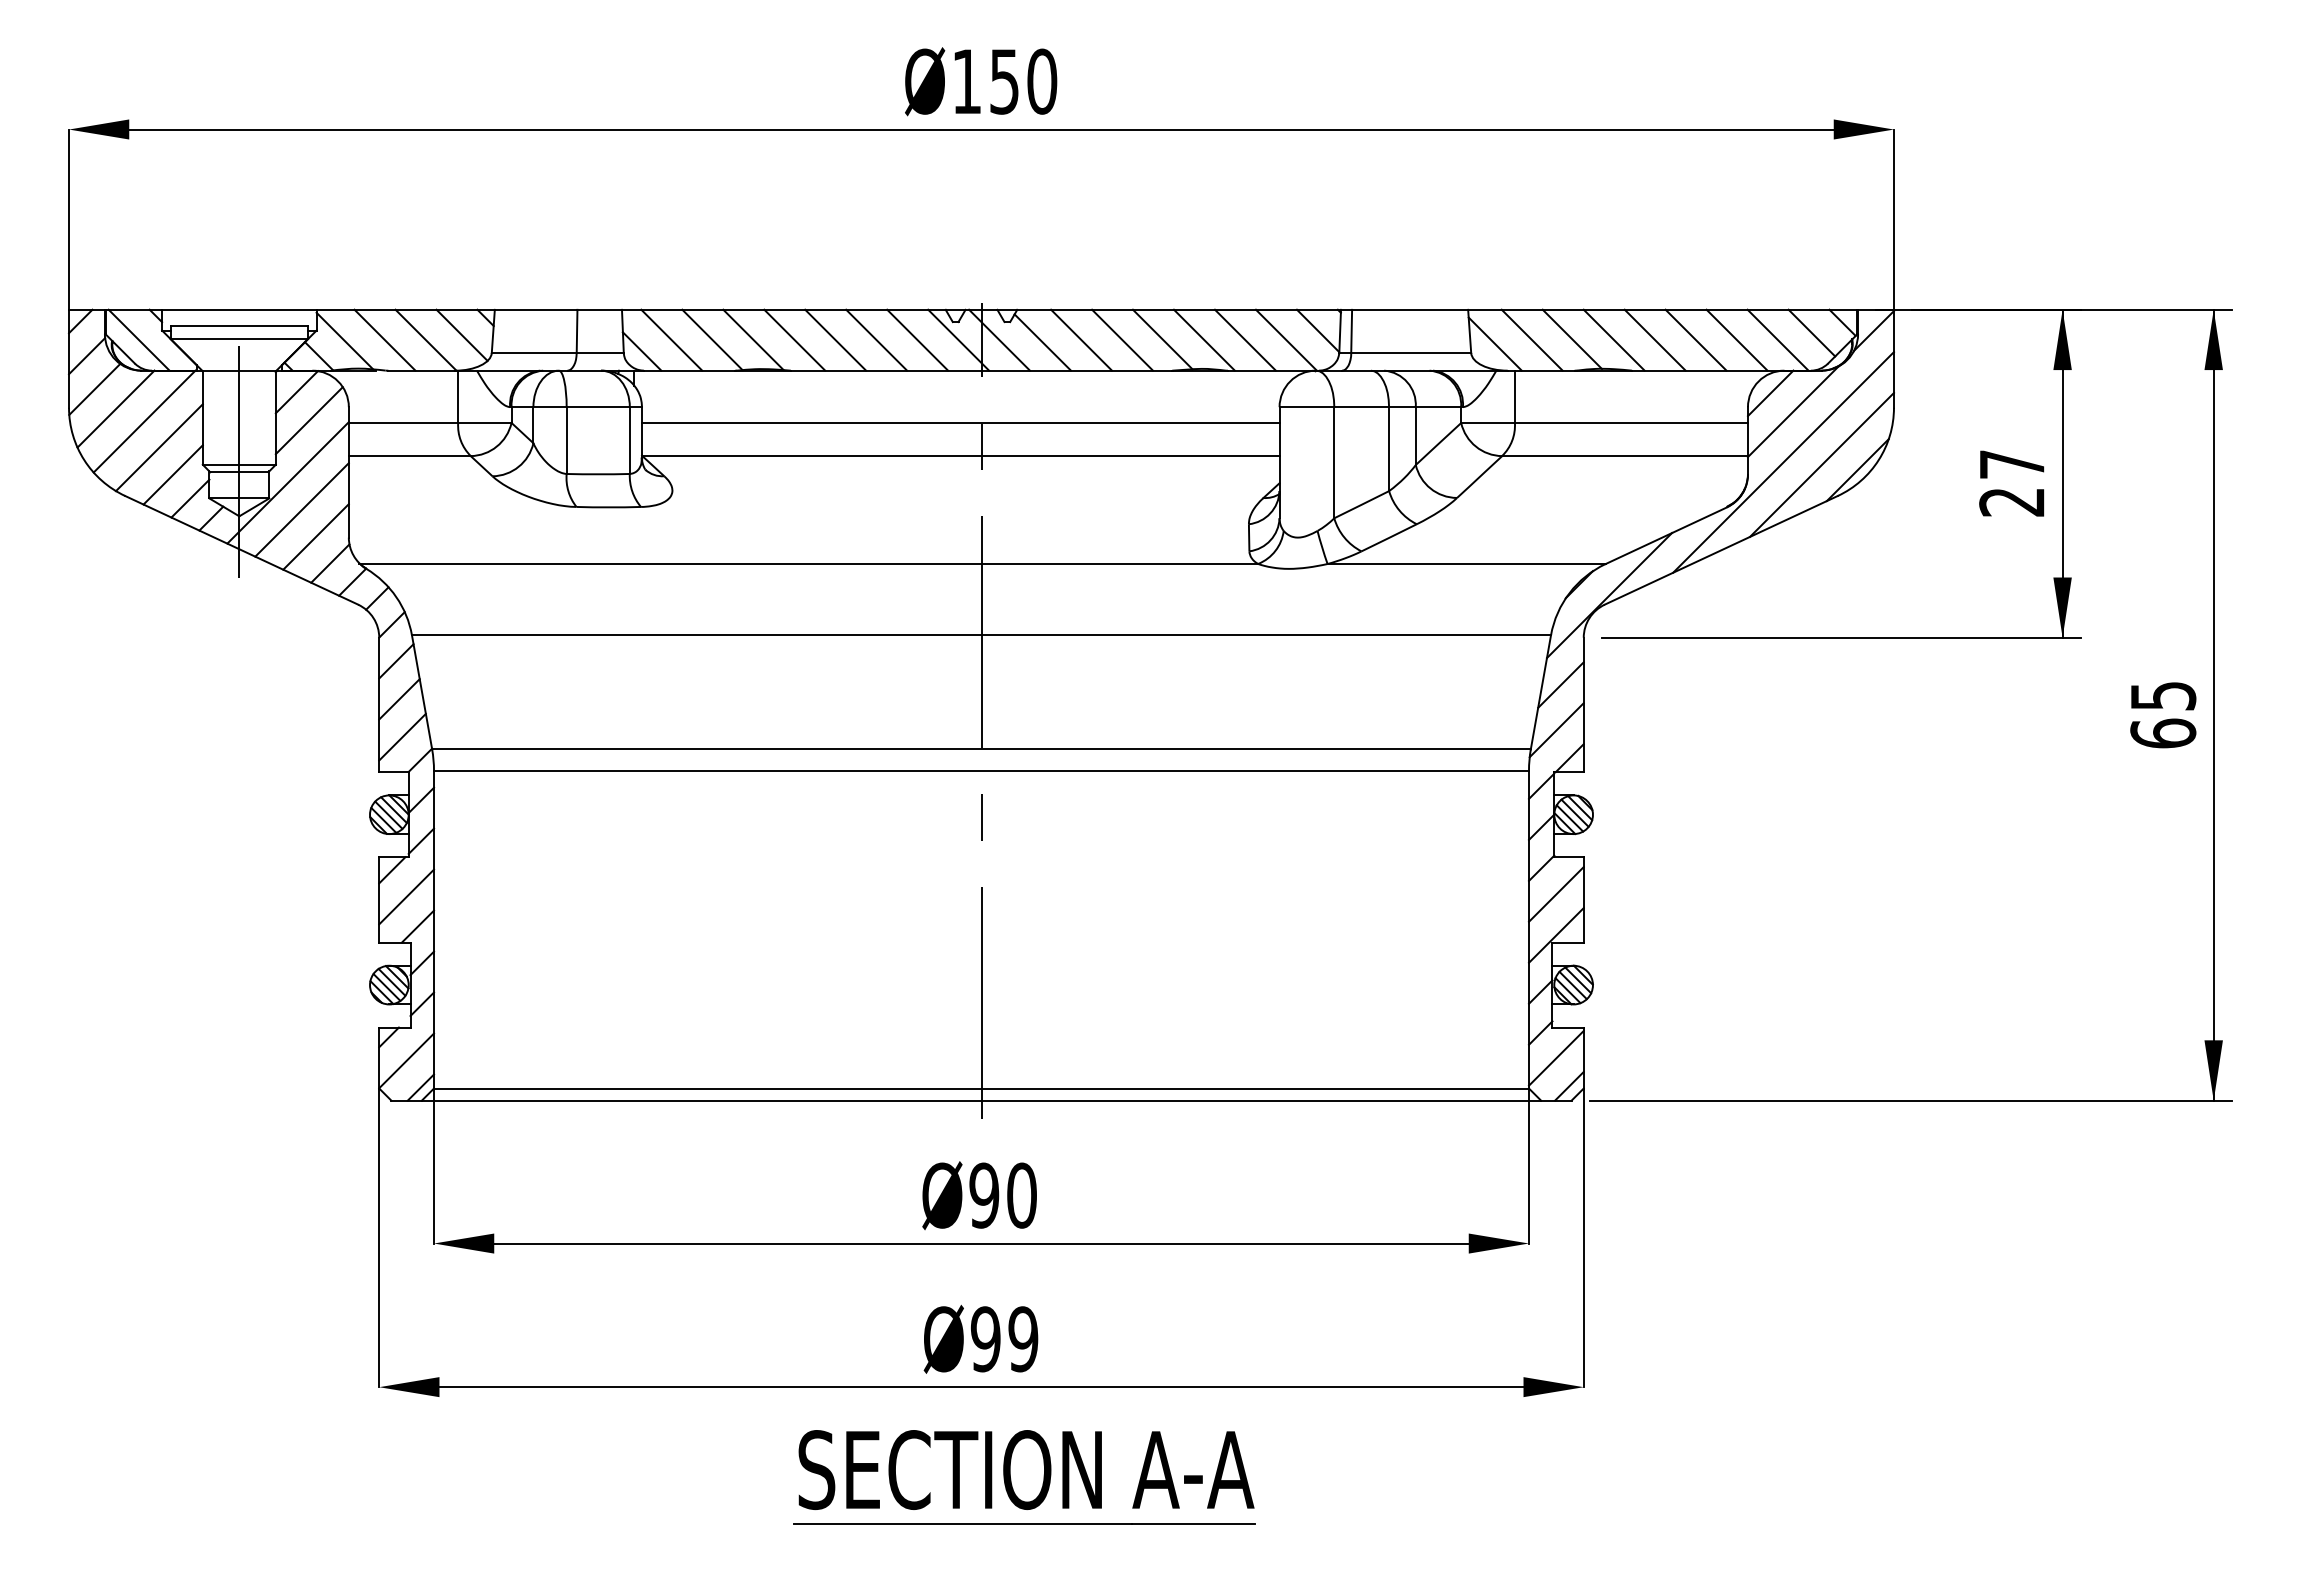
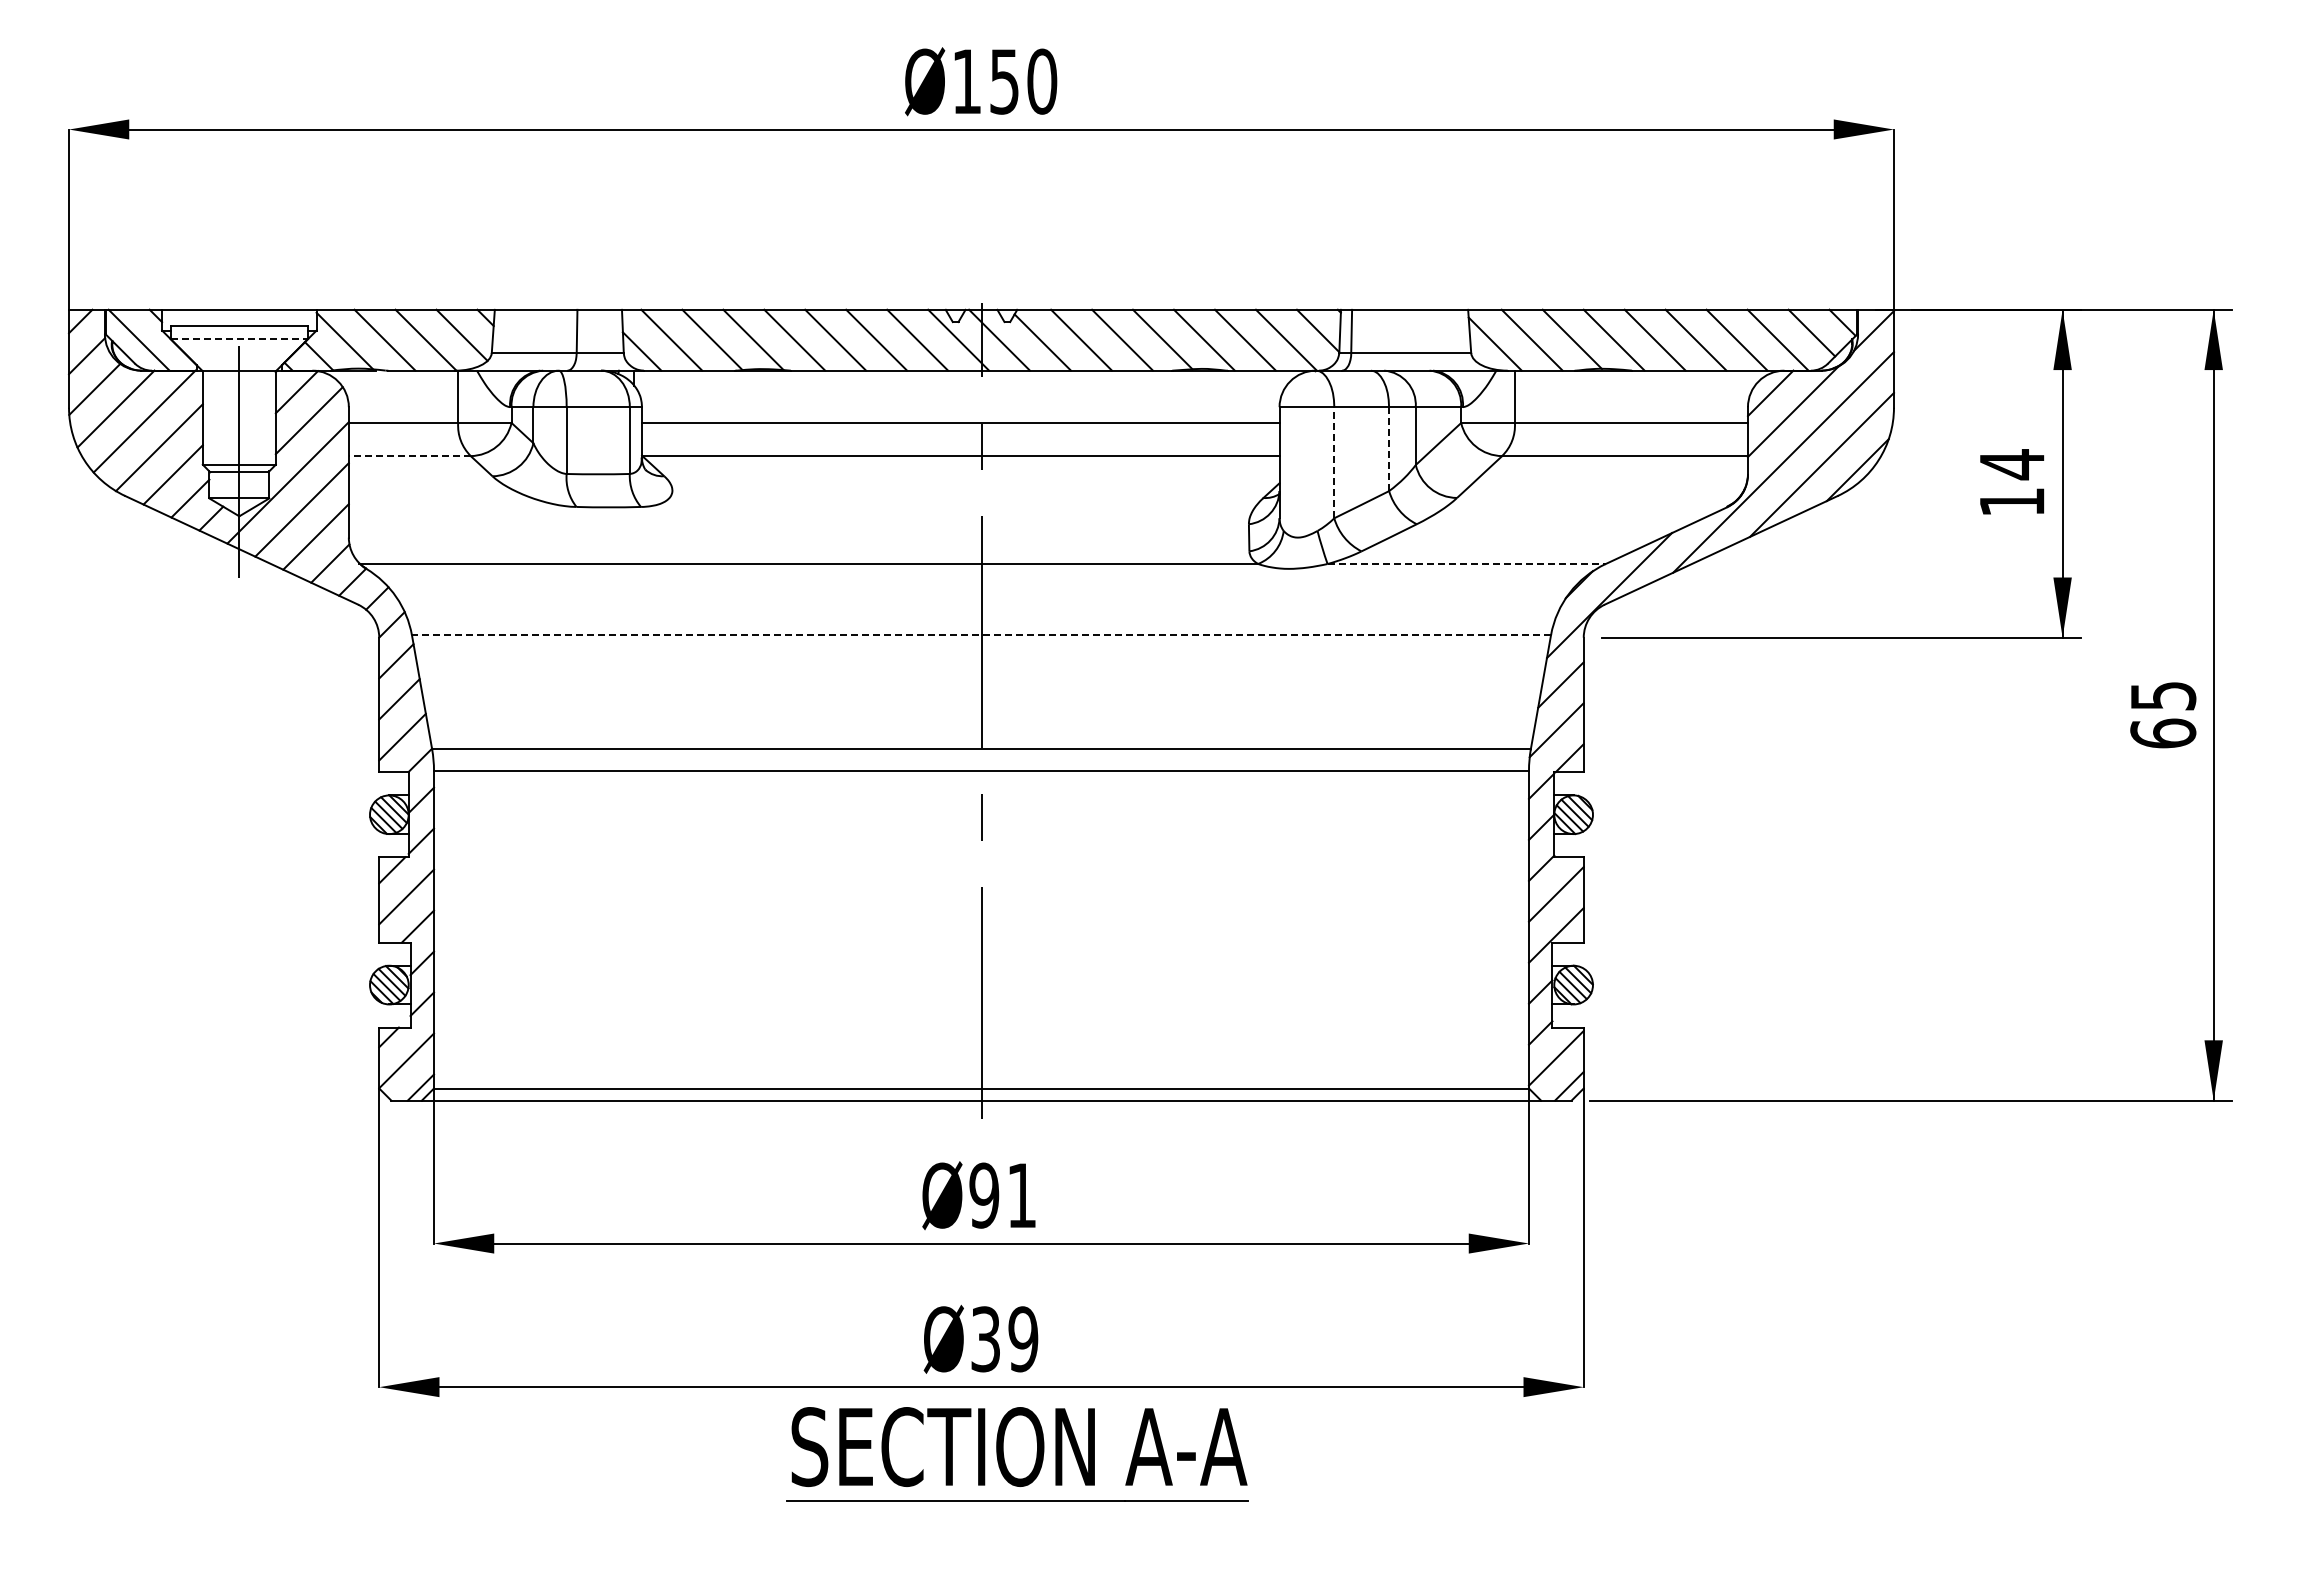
line: solid -> dashed (239, 339)
line: solid -> dashed (1389, 449)
line: solid -> dashed (409, 456)
line: solid -> dashed (1334, 462)
text: 27 -> 14 (2011, 482)
line: solid -> dashed (1467, 564)
line: solid -> dashed (981, 635)
text: Ø90 -> Ø91 (1021, 1195)
text: Ø99 -> Ø39 (985, 1339)
part position: (1024, 1477) -> (1017, 1454) (1017, 1454)
